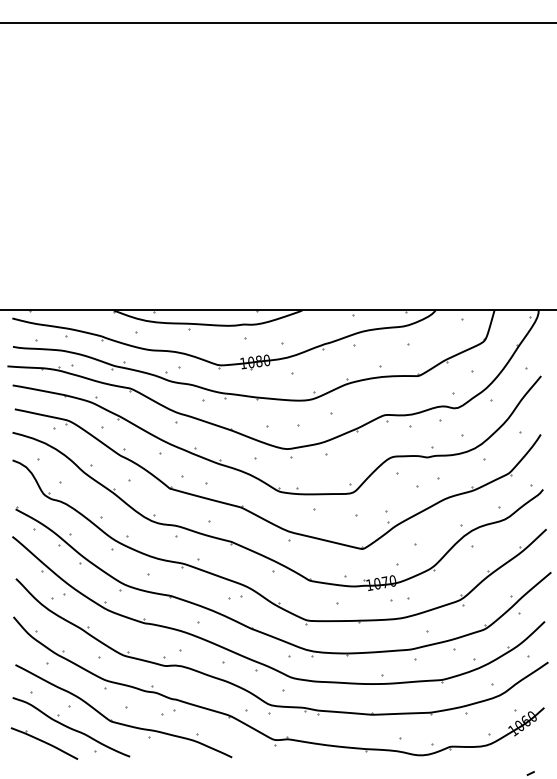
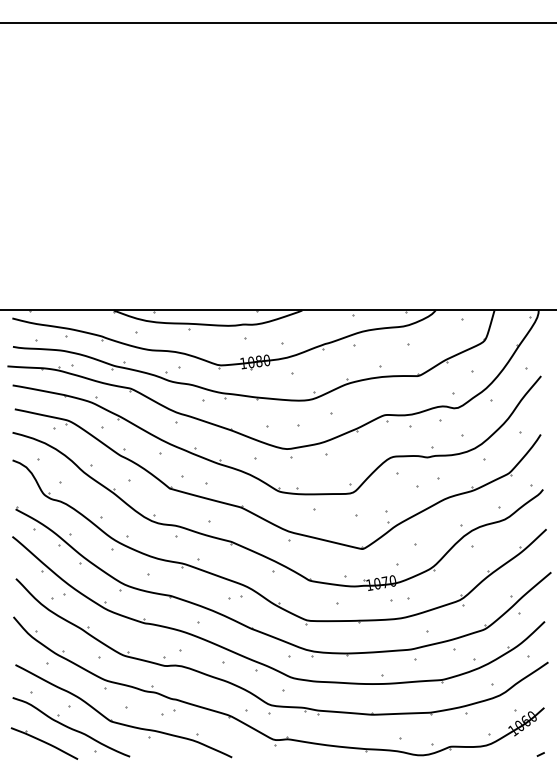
line position: (530, 773) -> (540, 754) (540, 754)
